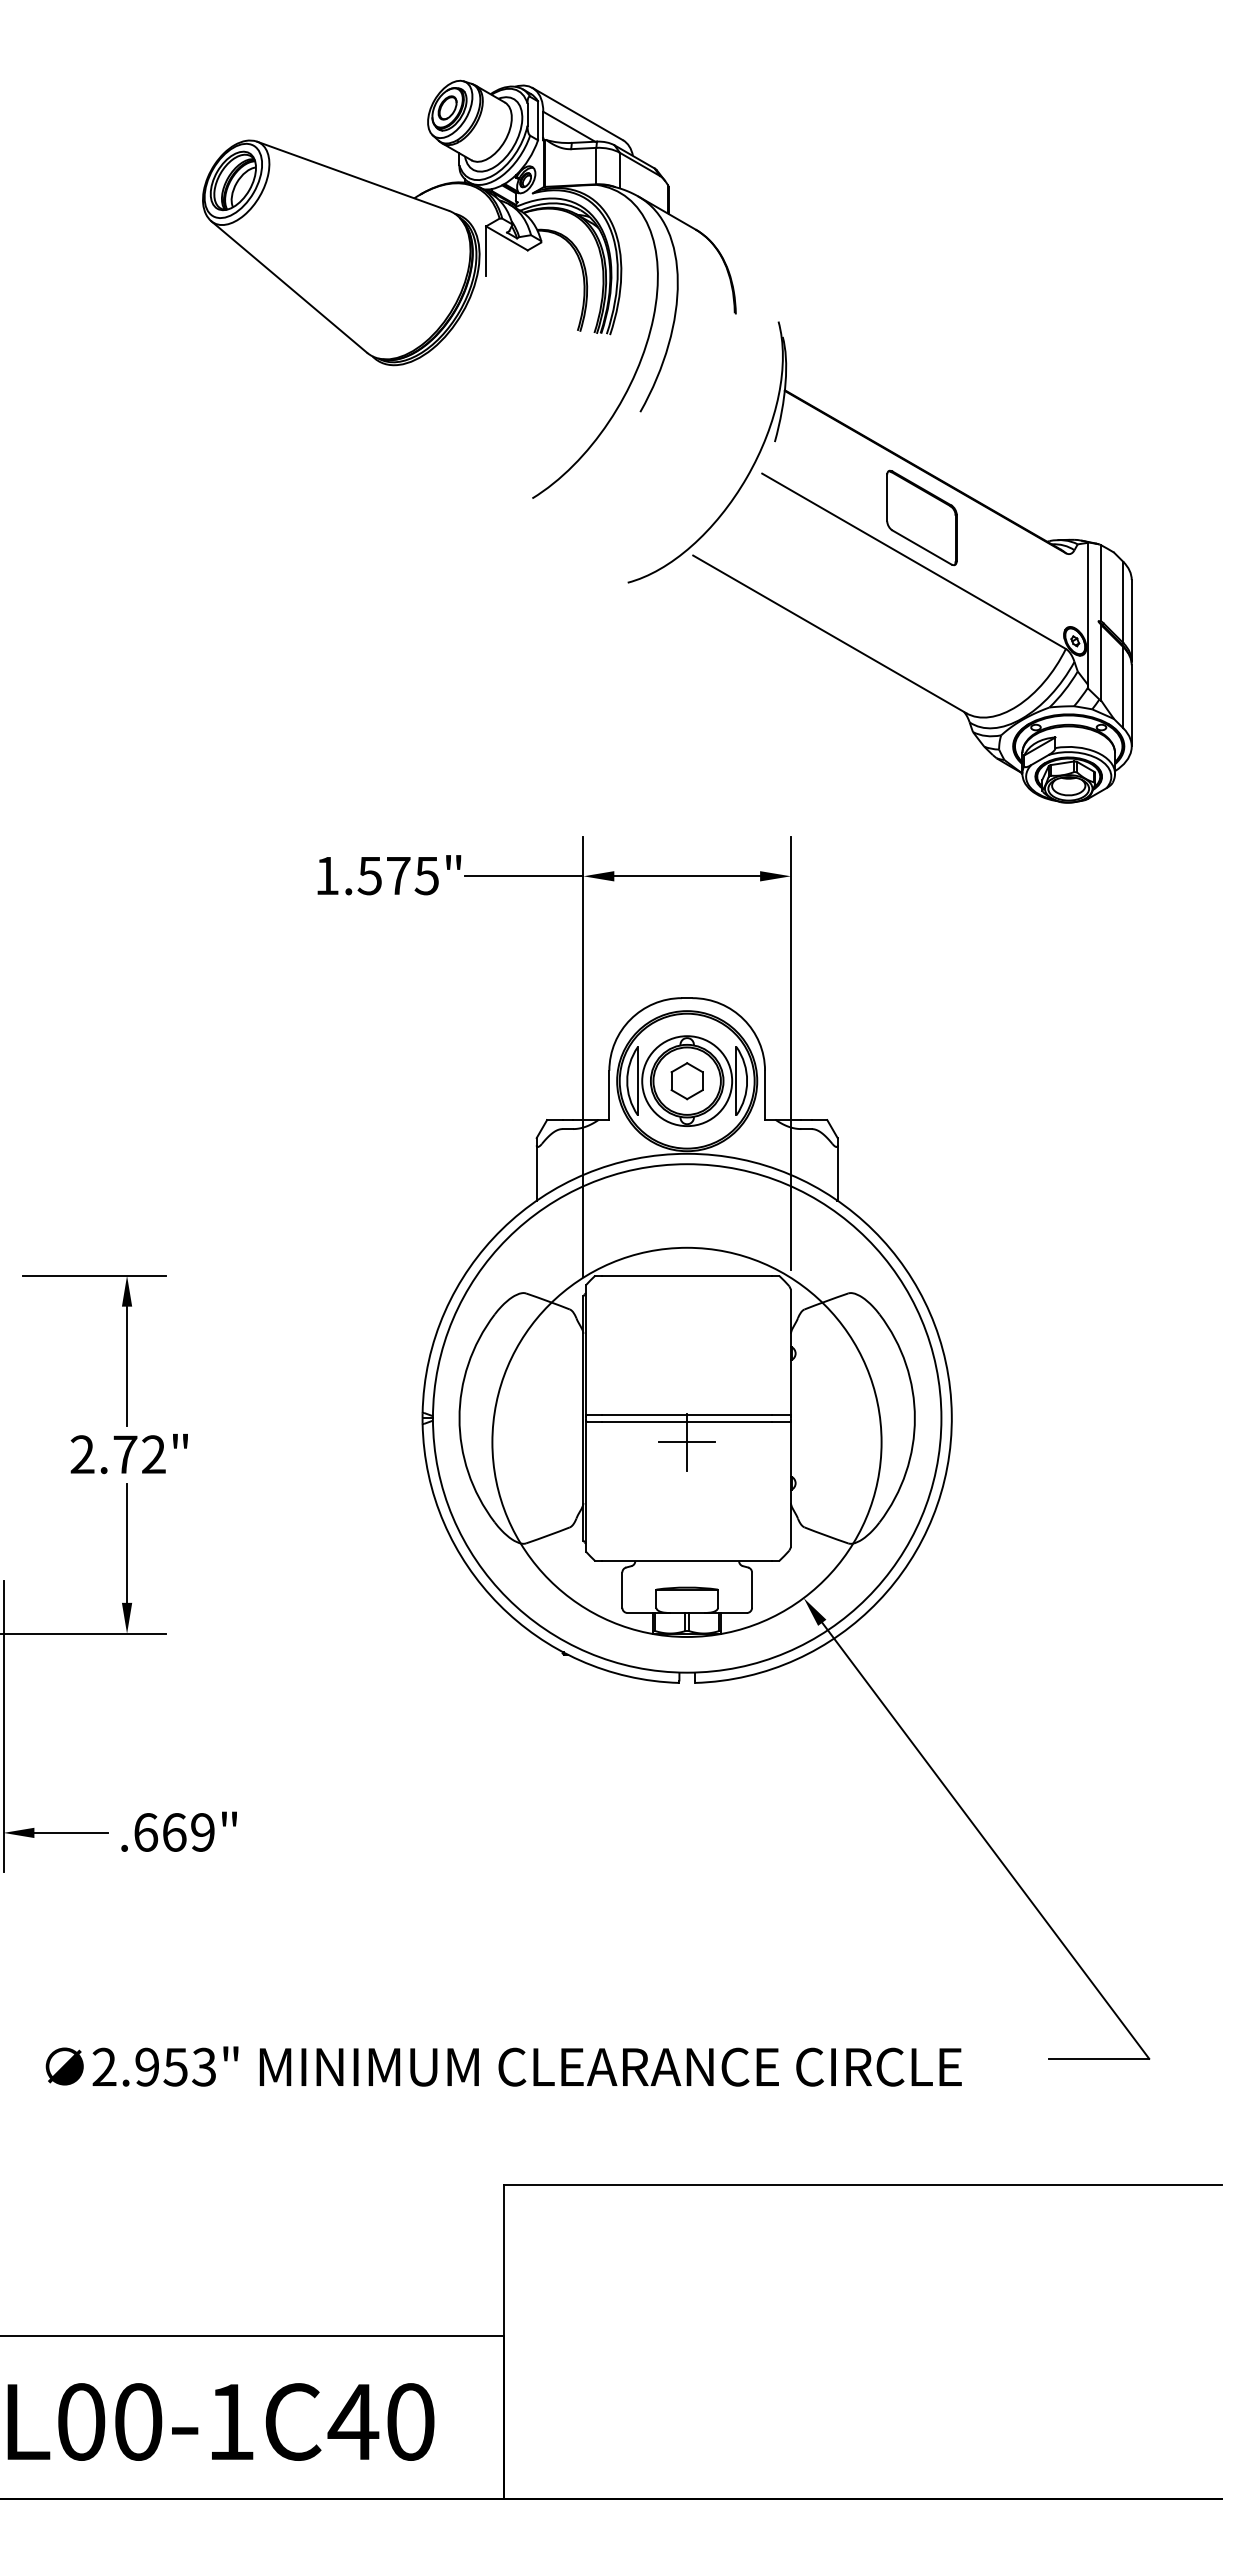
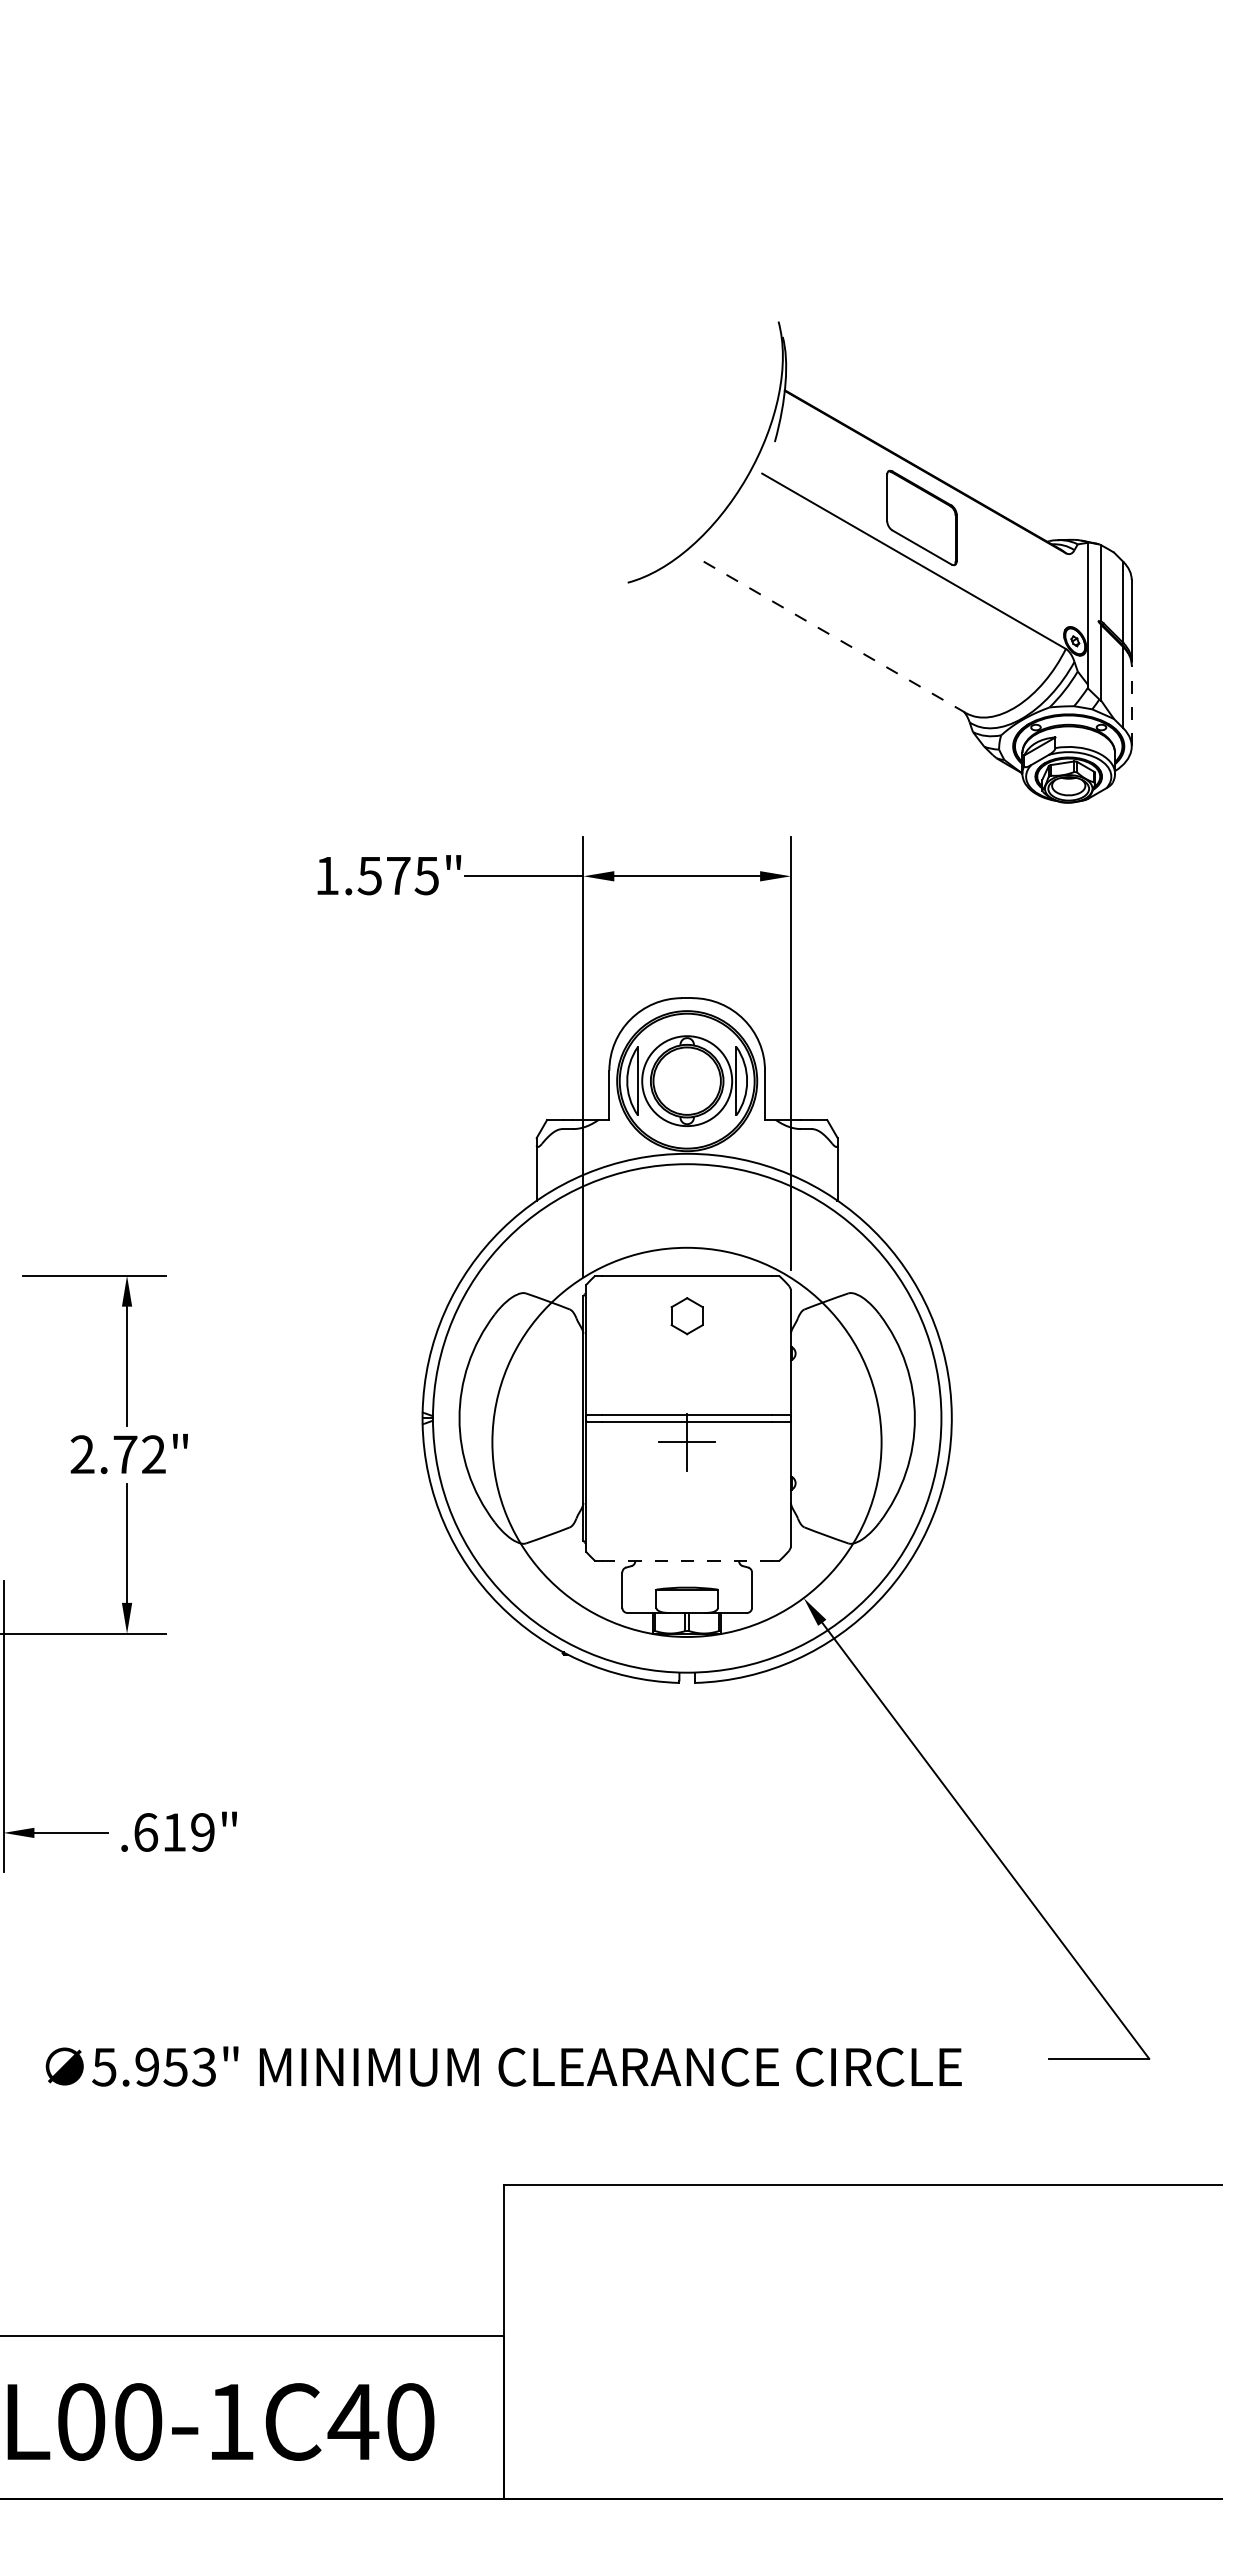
part: present -> none (469, 288)
line: solid -> dashed (829, 634)
line: solid -> dashed (1131, 705)
part position: (686, 1081) -> (686, 1316) (686, 1316)
line: solid -> dashed (687, 1561)
text: .669" -> .619" (174, 1832)
text: 2.953" -> 5.953" (104, 2066)
